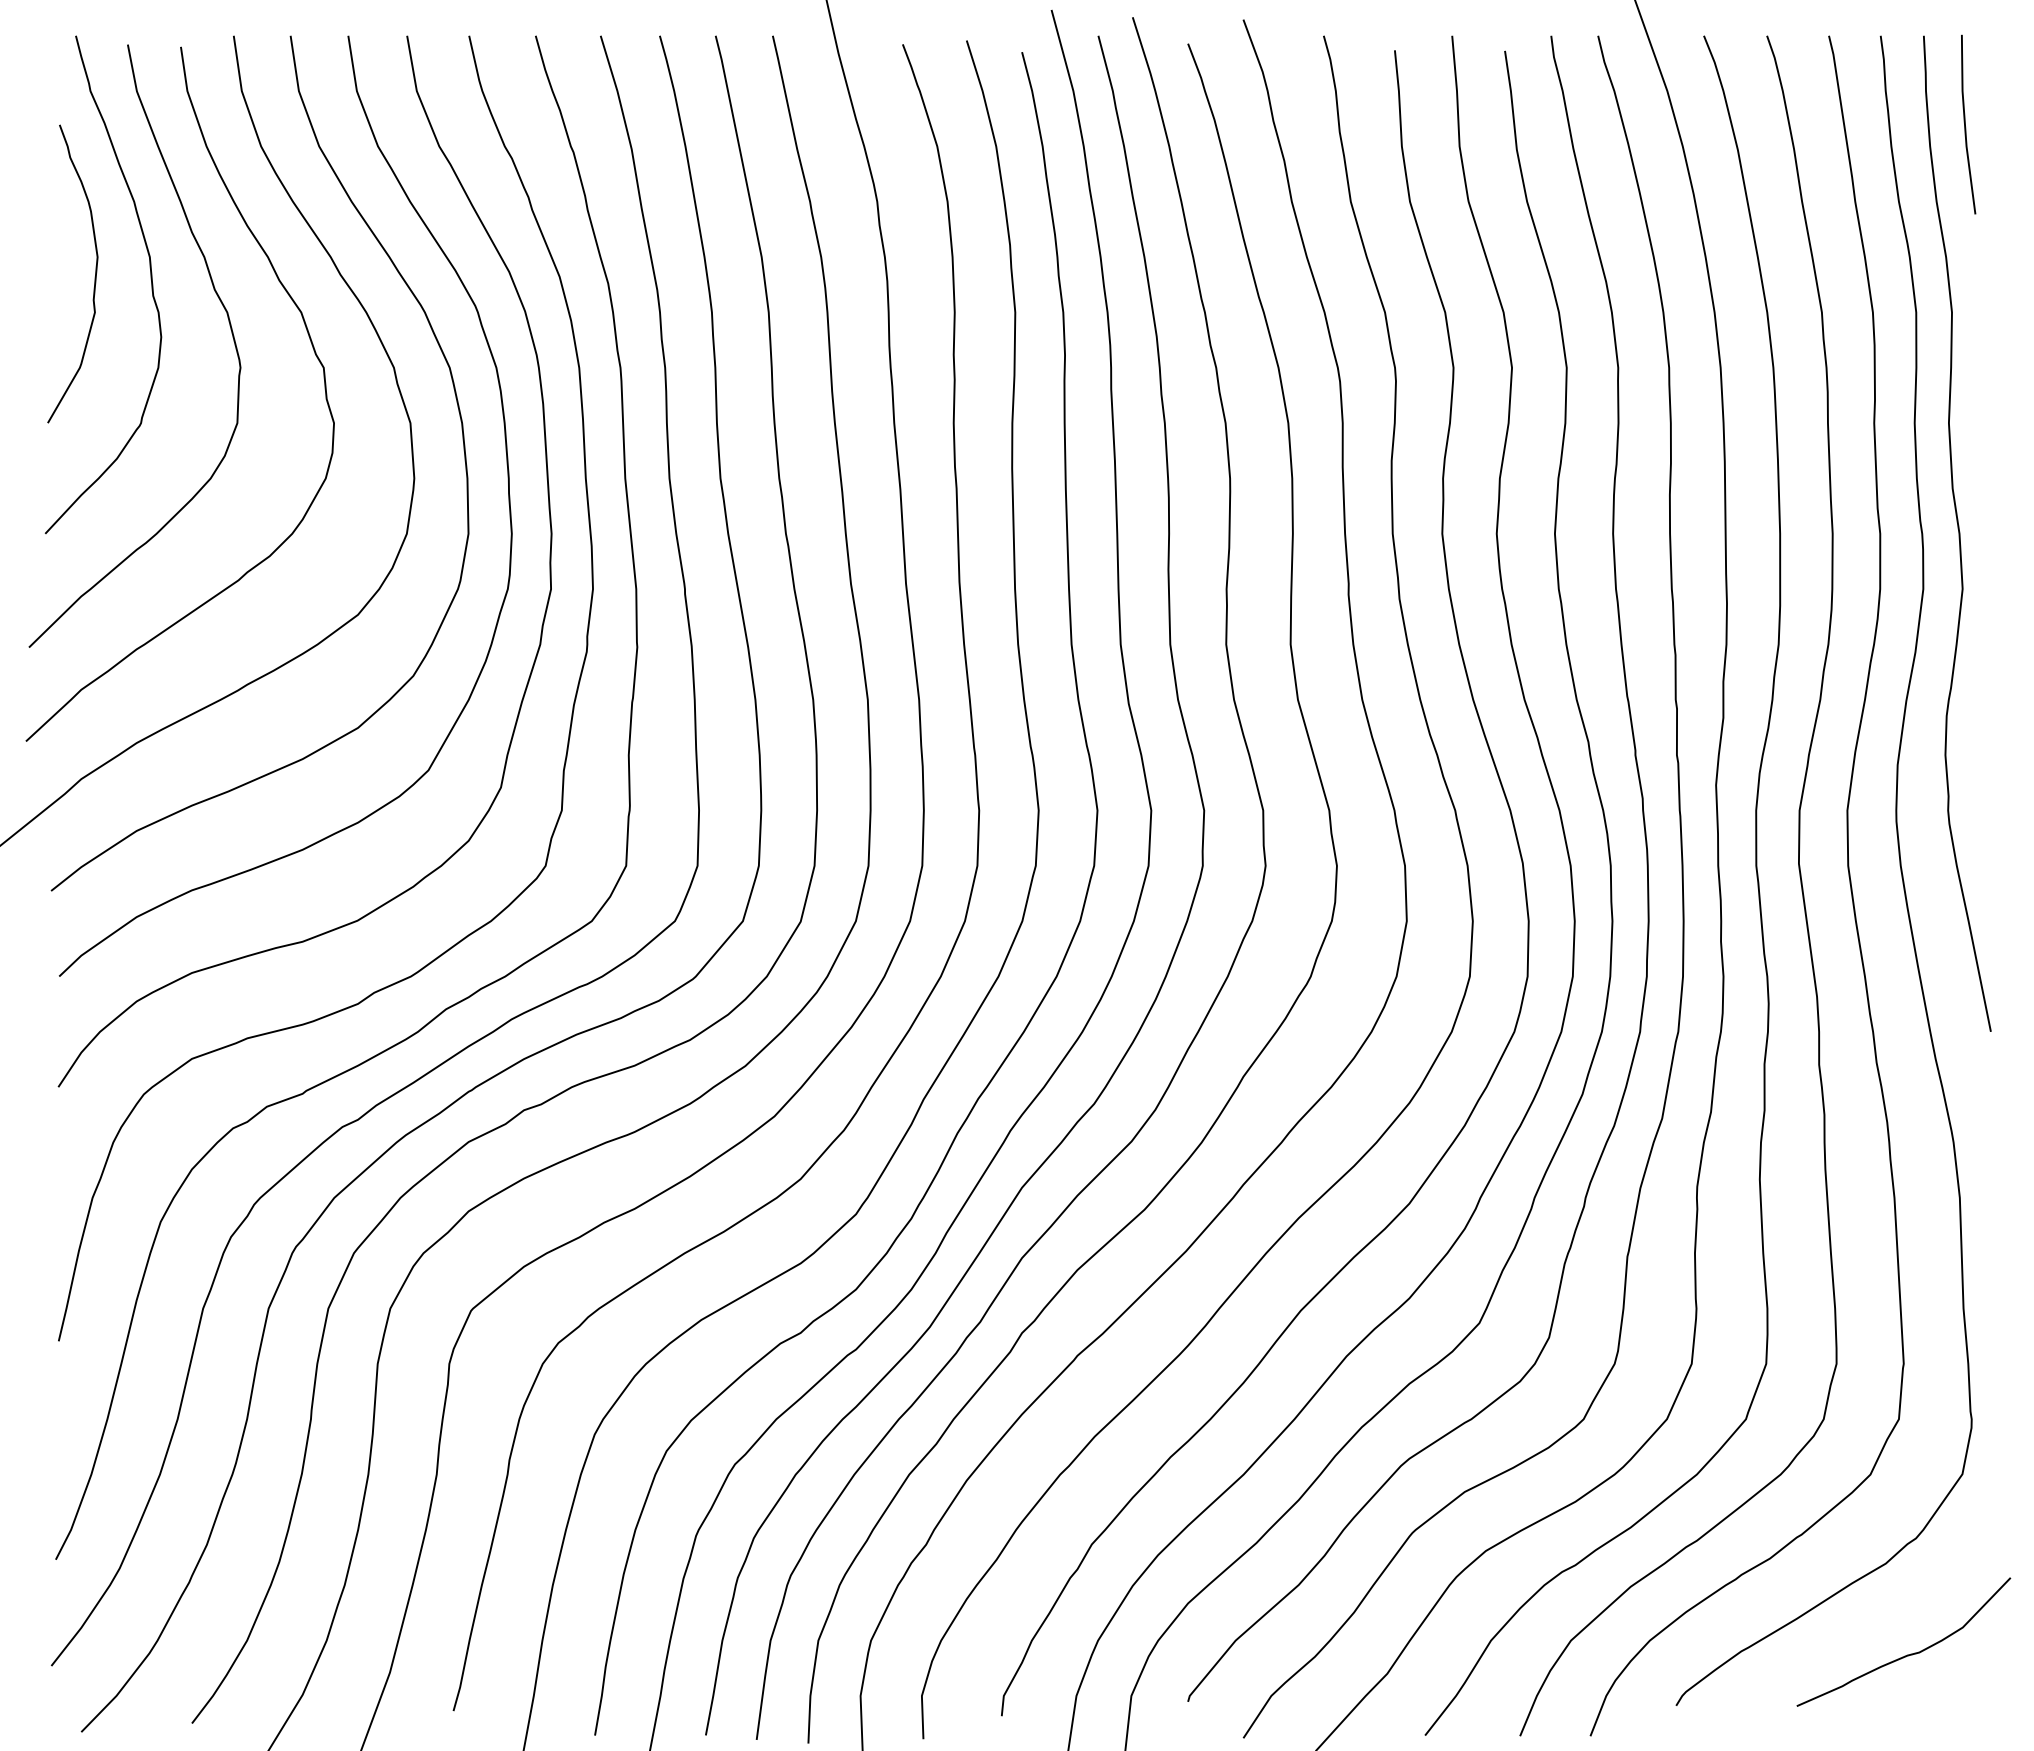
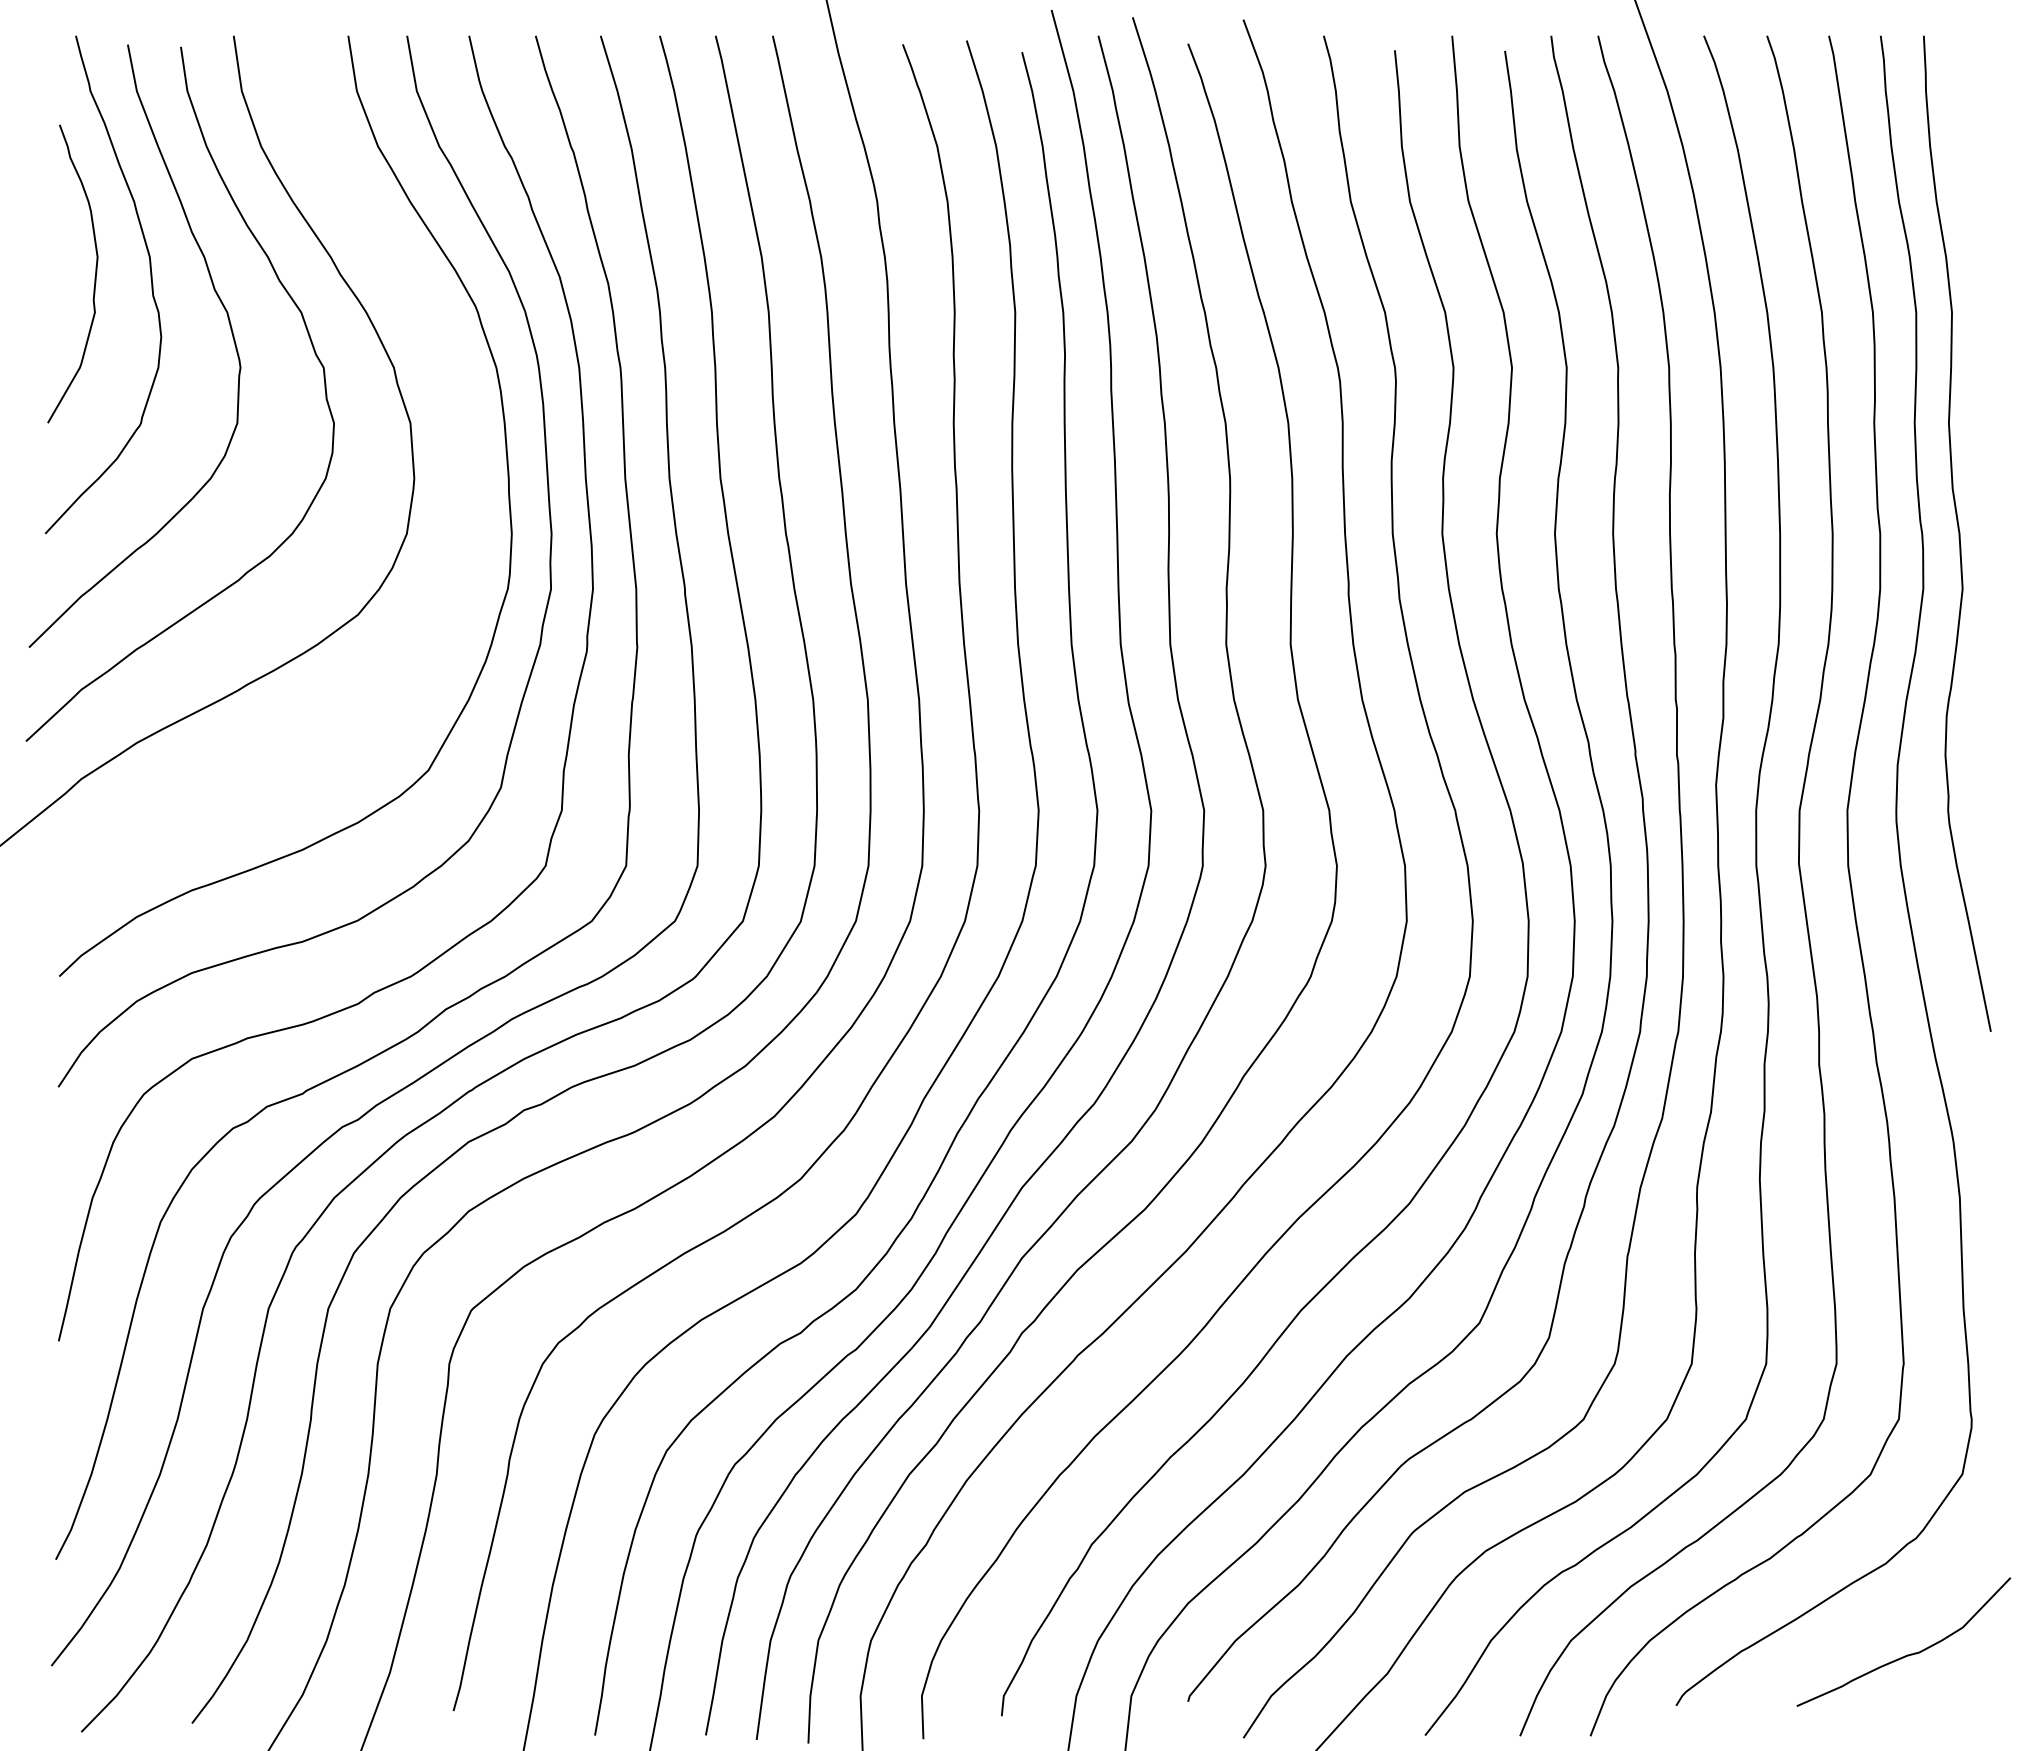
line: present -> none (1965, 124)
curve: present -> none (462, 440)
